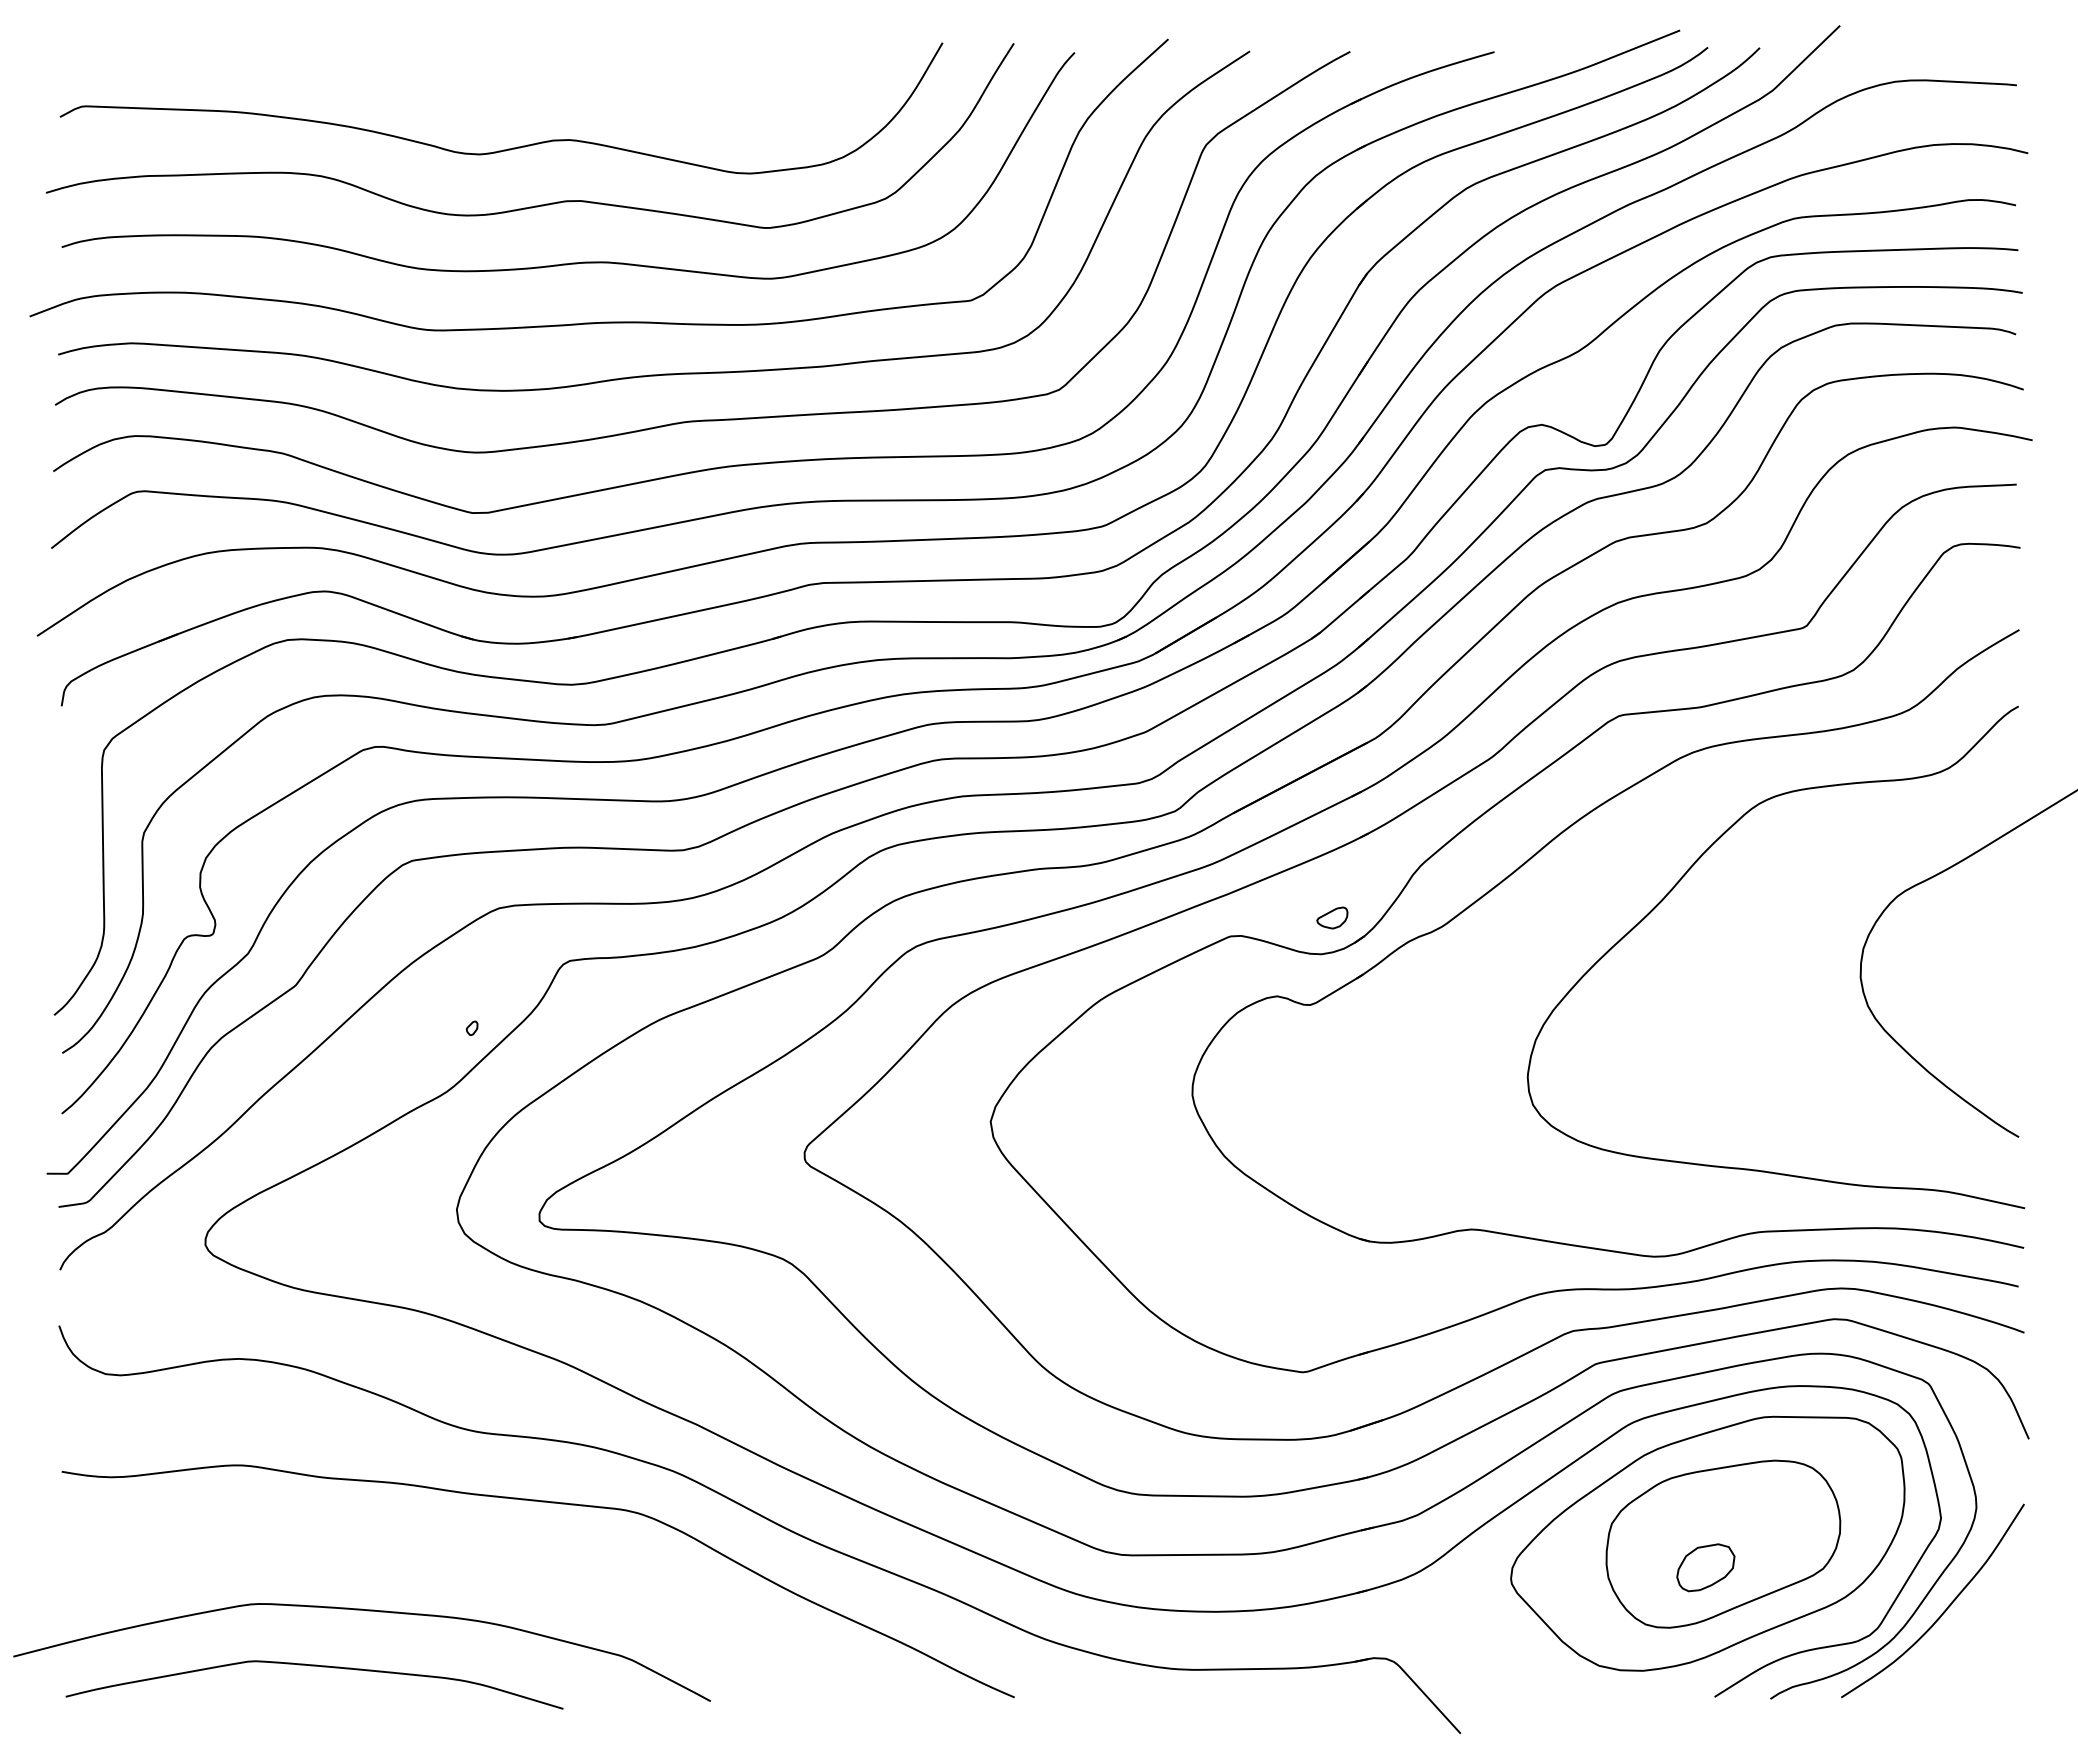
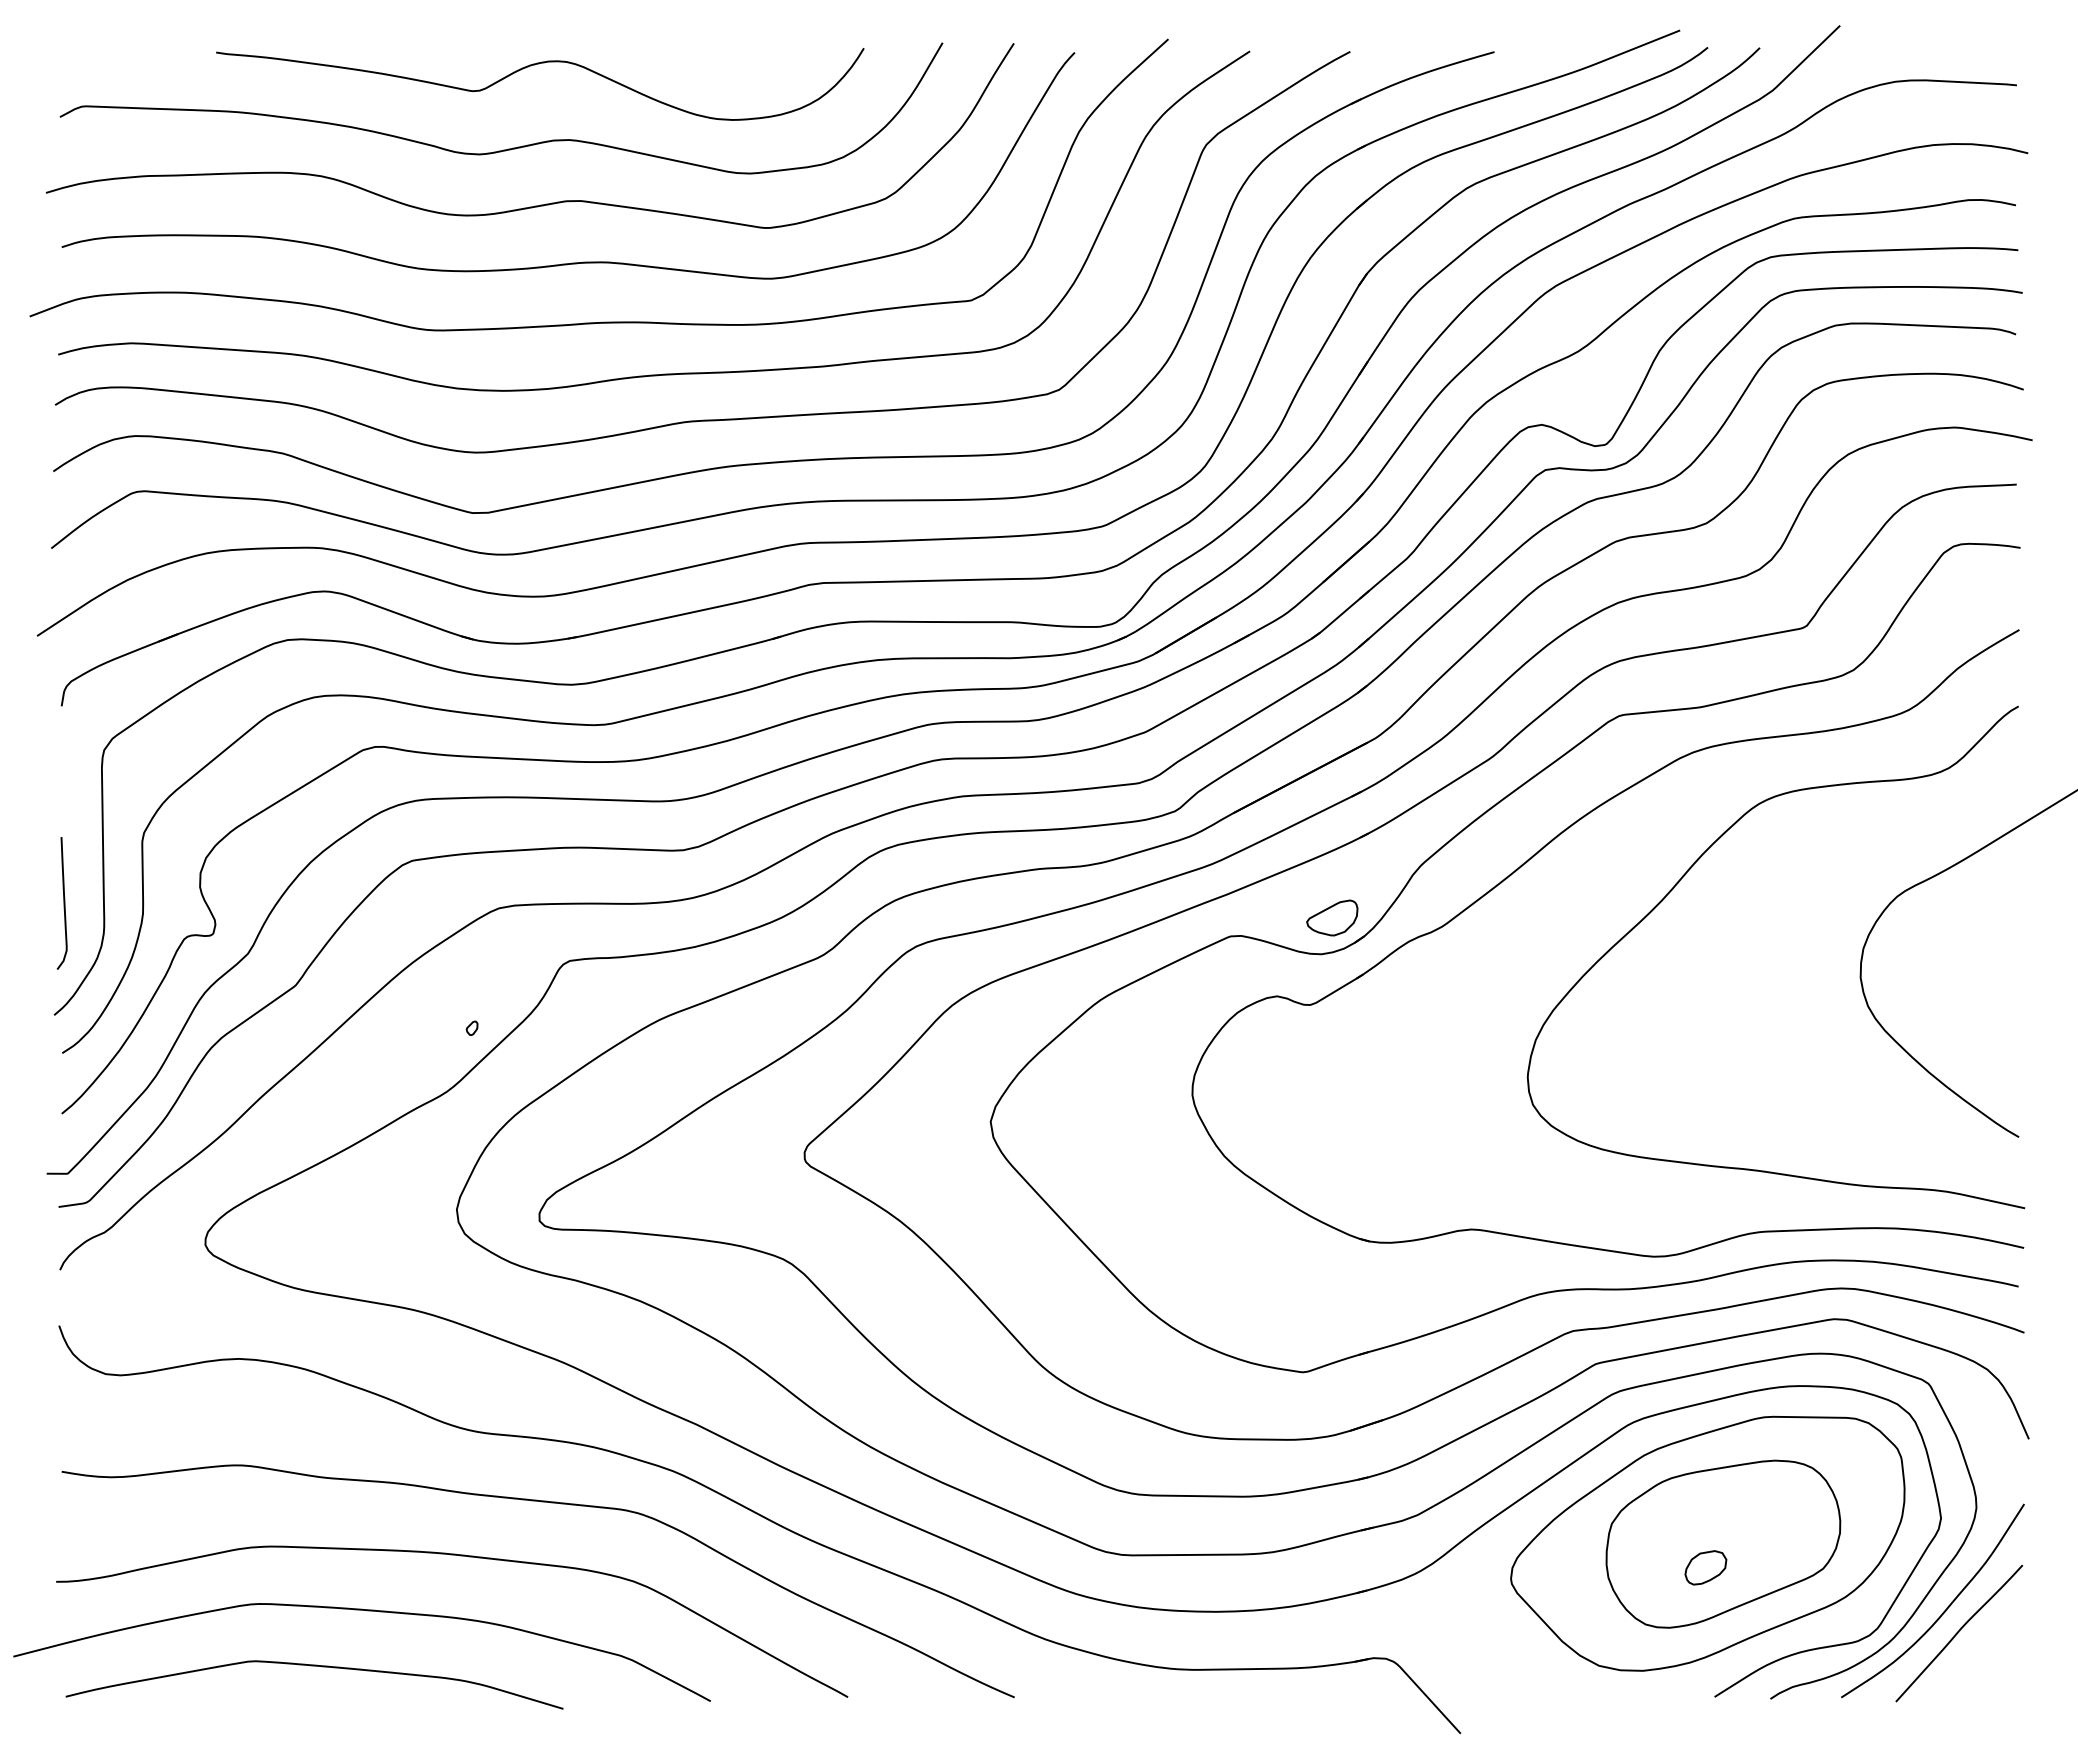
curve: none -> present (535, 65)
curve: none -> present (63, 903)
part size: 33x24 px -> 53x38 px (1332, 917)
curve: none -> present (459, 1556)
part size: 60x50 px -> 44x36 px (1705, 1567)
curve: none -> present (1959, 1632)
